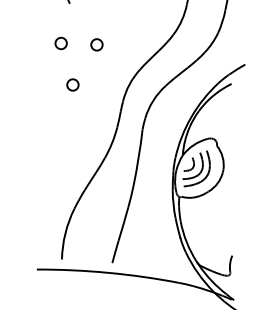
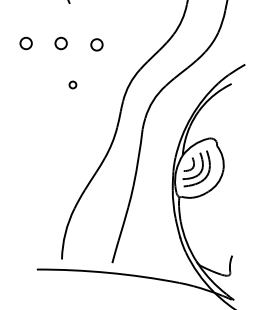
circle: none -> present (25, 43)
circle size: 14x14 px -> 10x10 px (72, 84)
